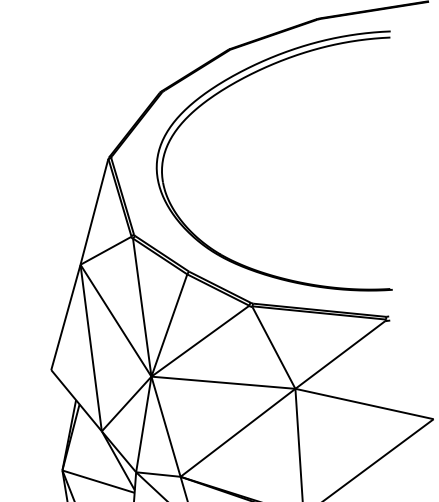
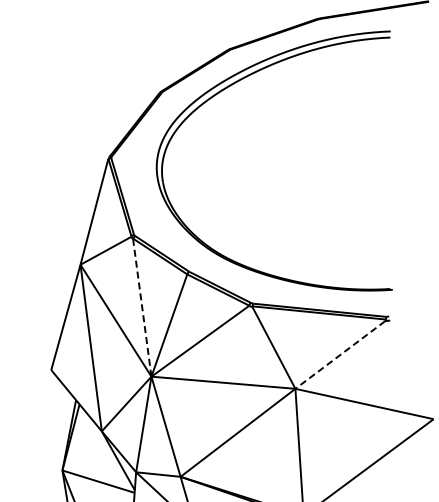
line: solid -> dashed (142, 307)
line: solid -> dashed (339, 355)
